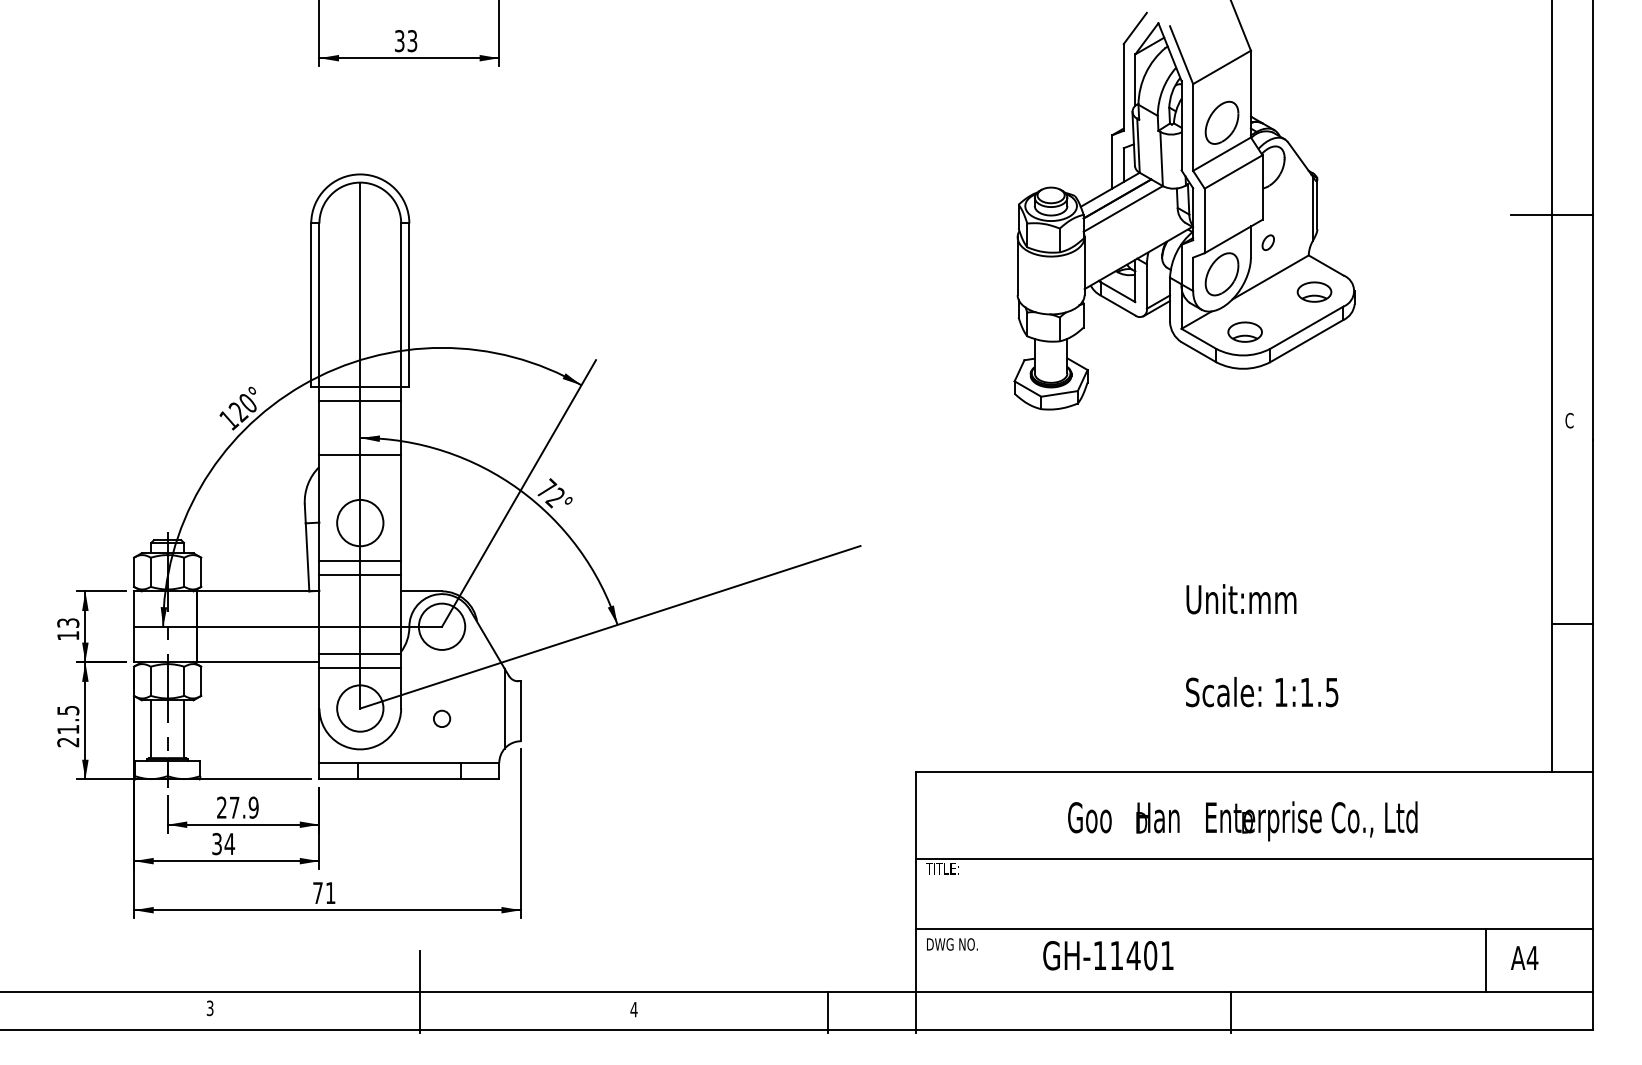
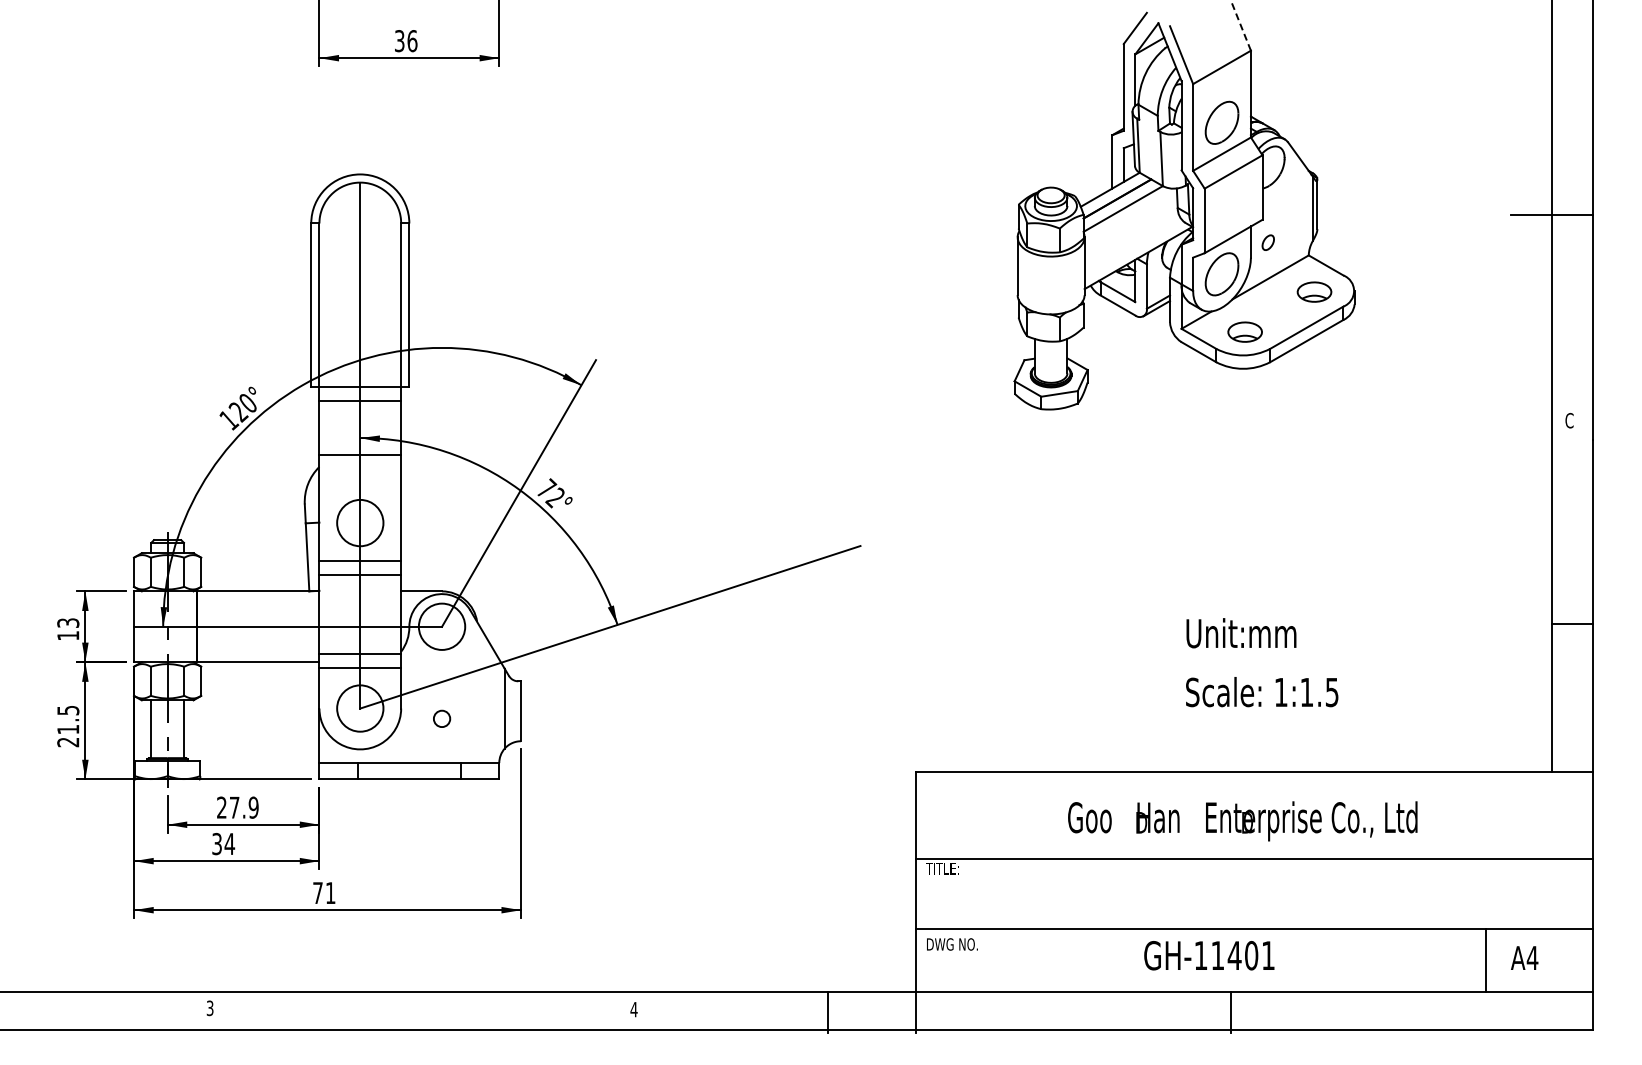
line: solid -> dashed (1240, 25)
text: 33 -> 36 (412, 41)
text position: (1241, 599) -> (1241, 633) (1241, 633)
text position: (1108, 955) -> (1209, 955) (1209, 955)
line: present -> none (419, 992)
